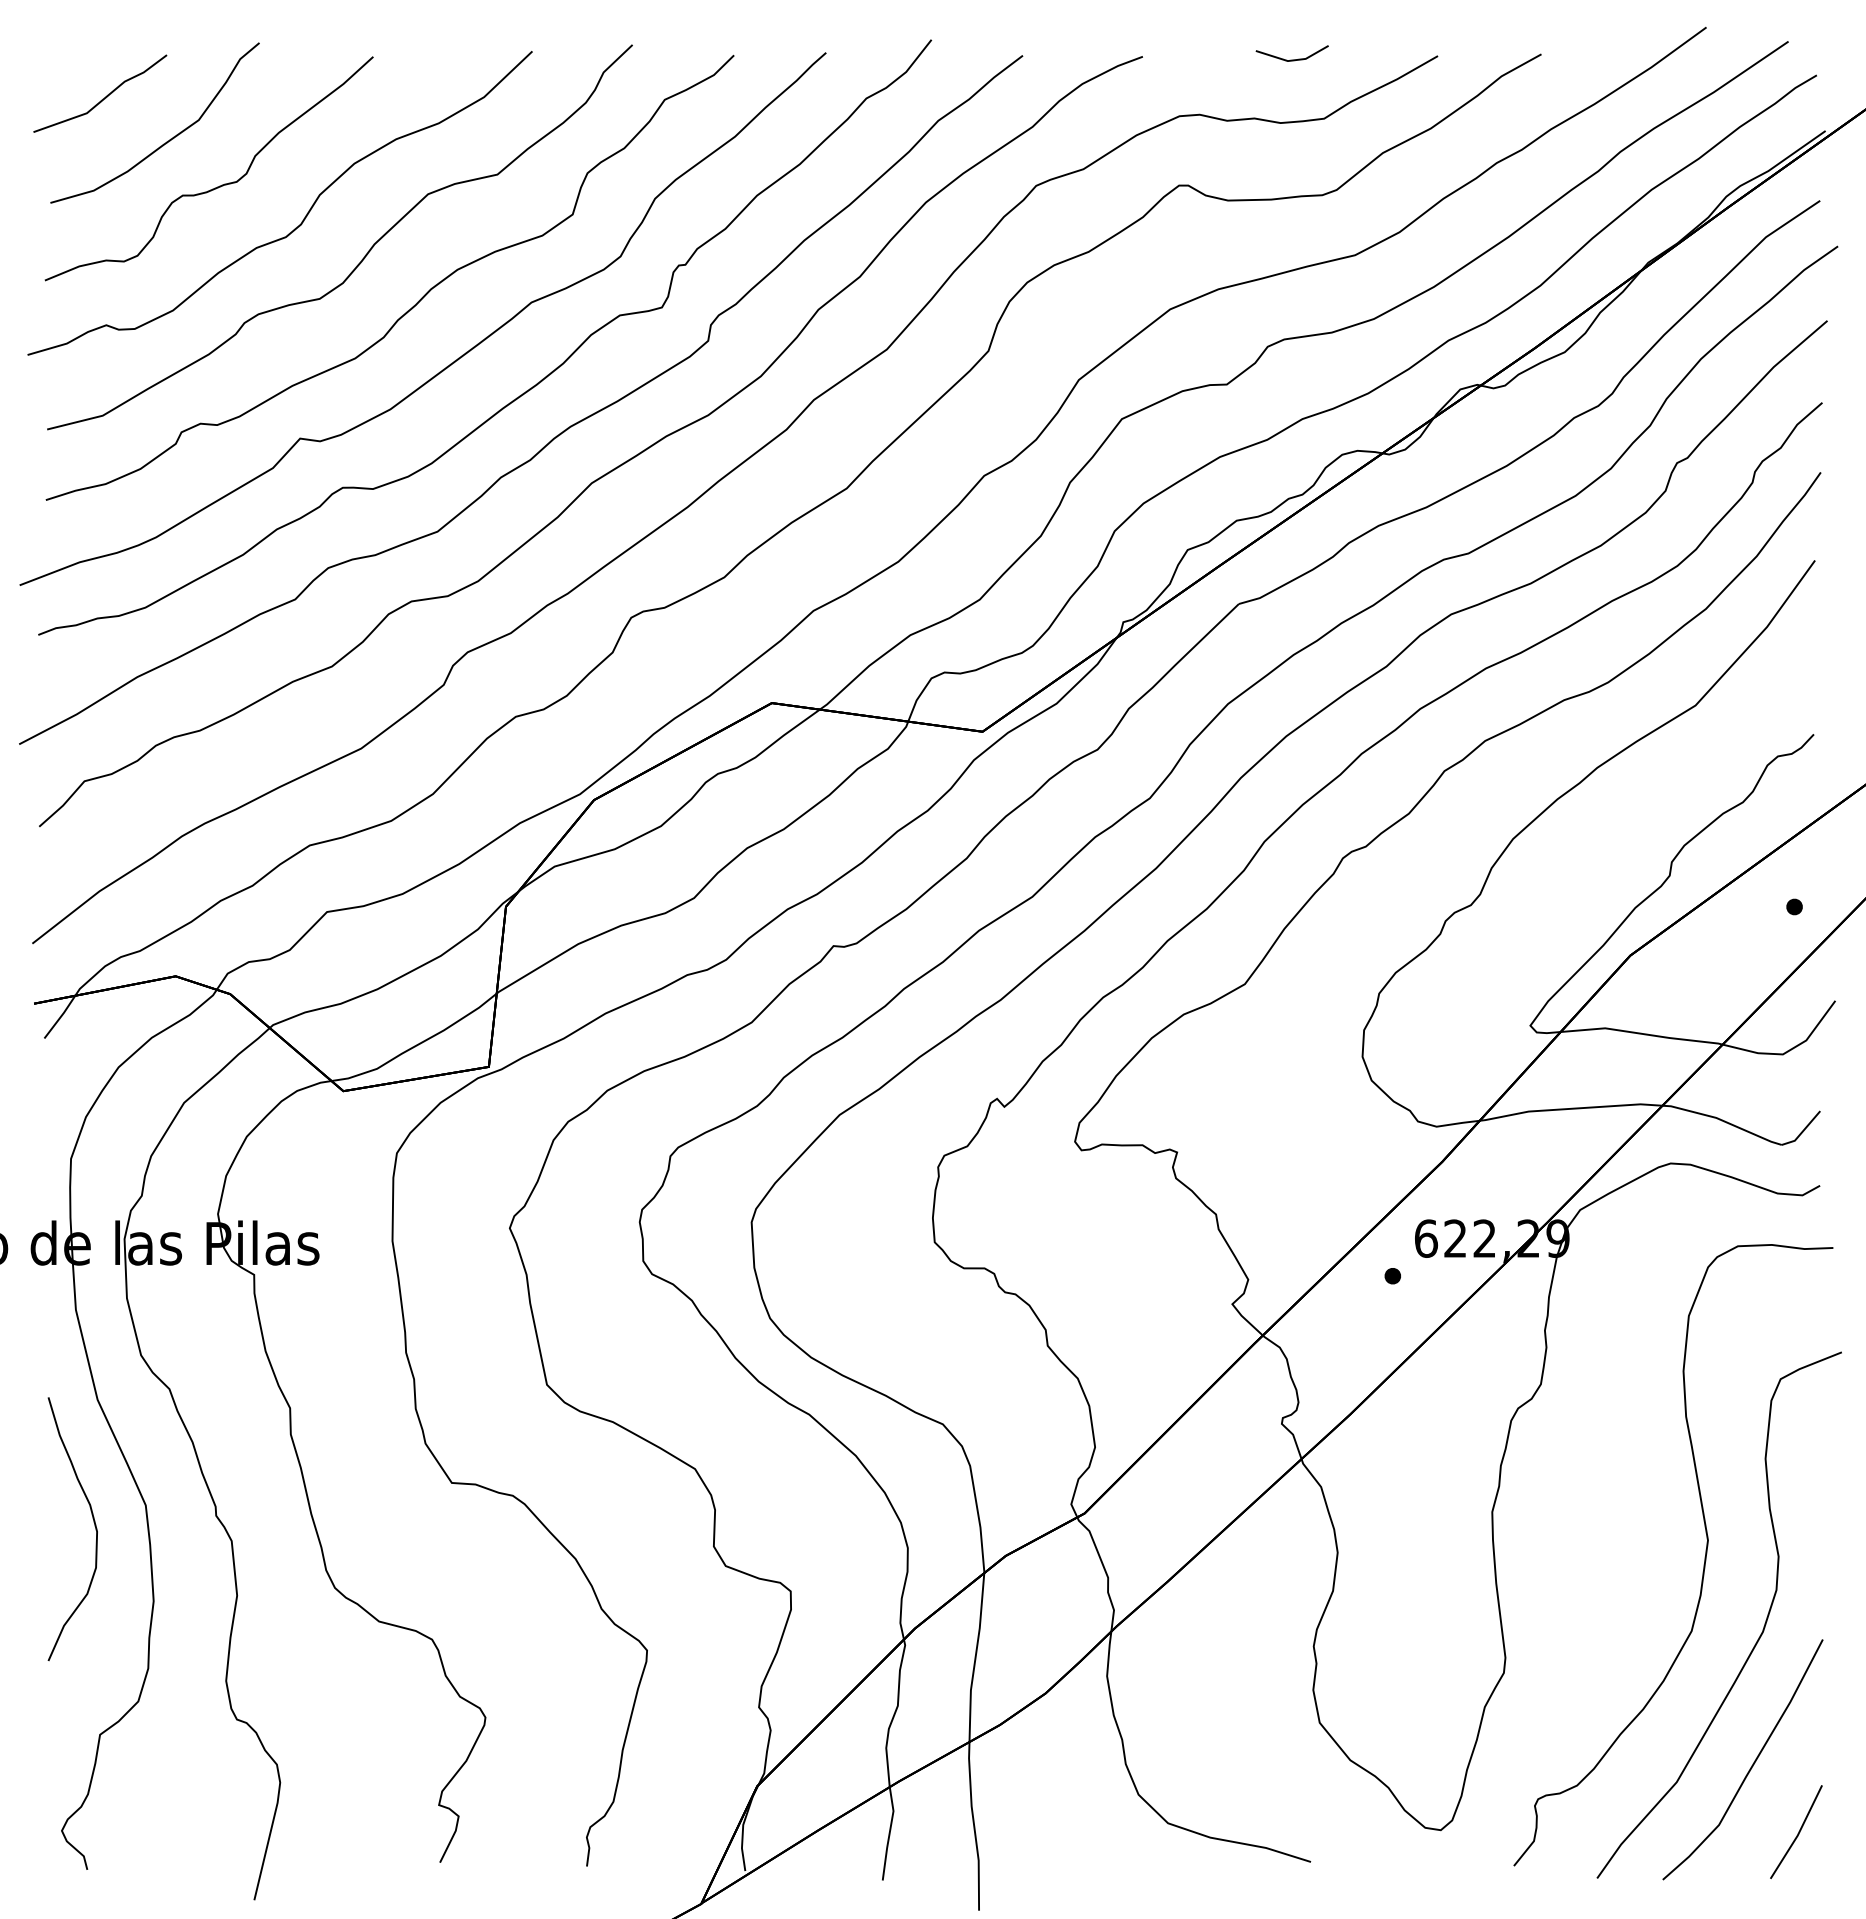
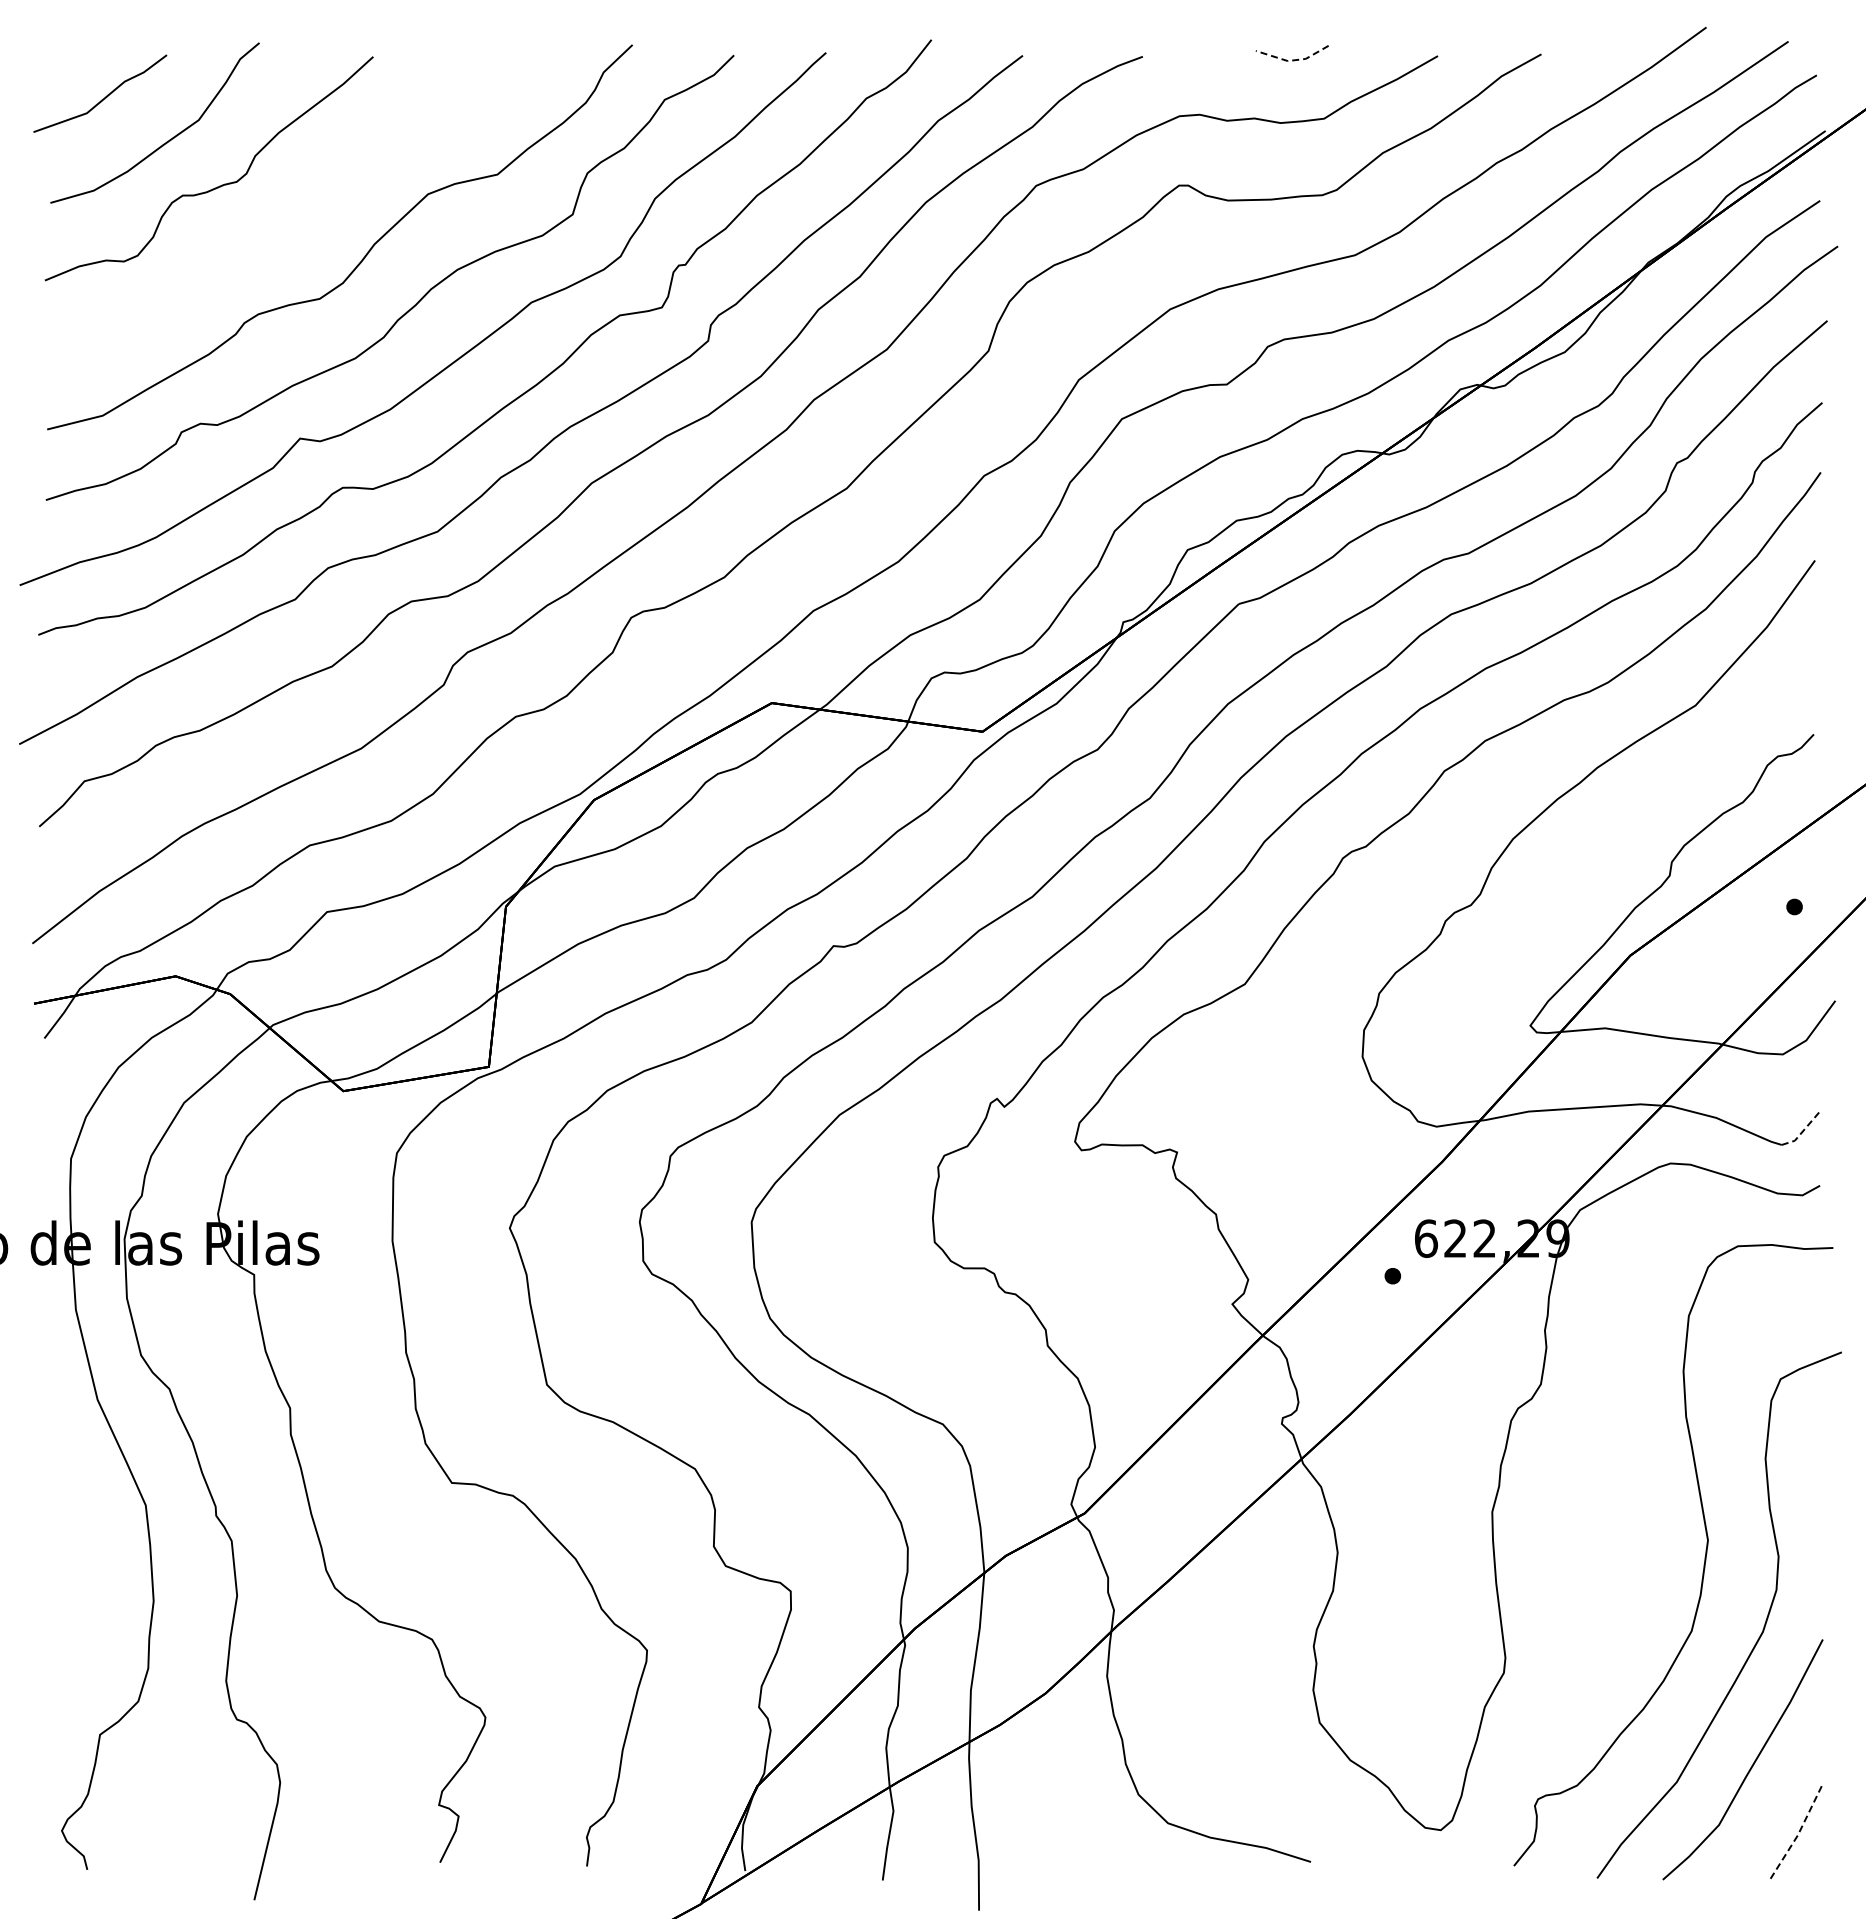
line: solid -> dashed (1293, 60)
curve: present -> none (303, 218)
line: solid -> dashed (1803, 1131)
curve: present -> none (93, 1522)
line: solid -> dashed (1798, 1833)
